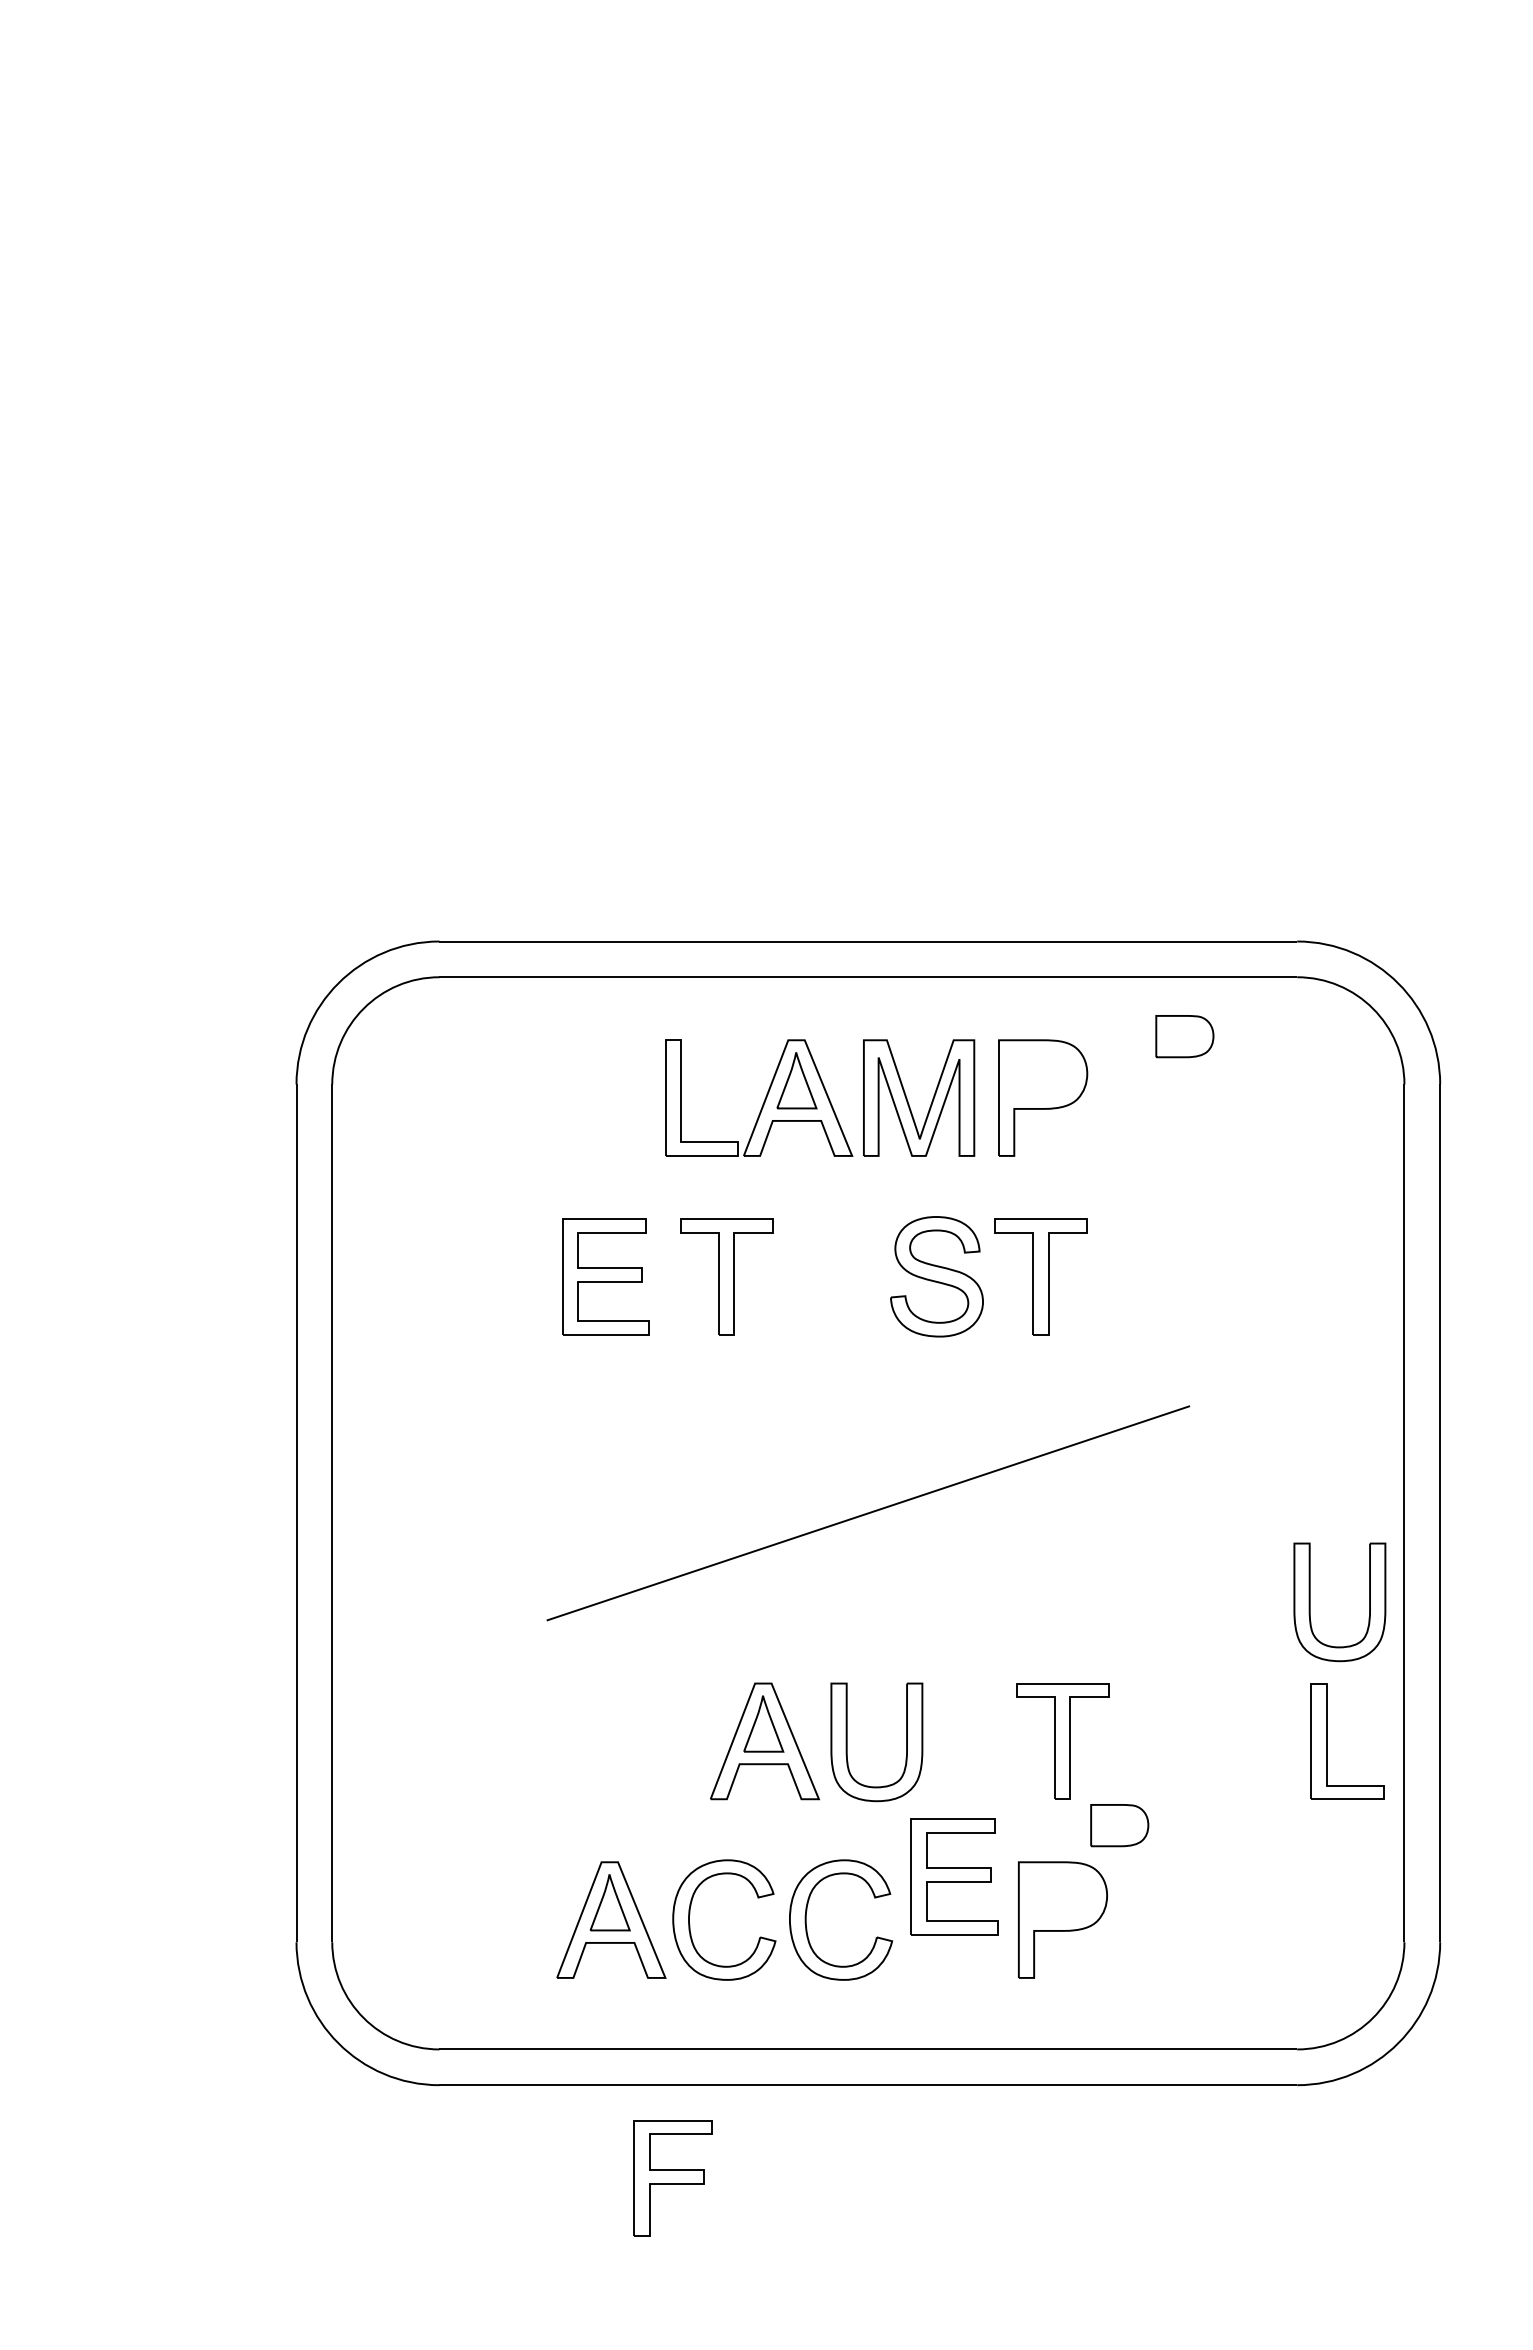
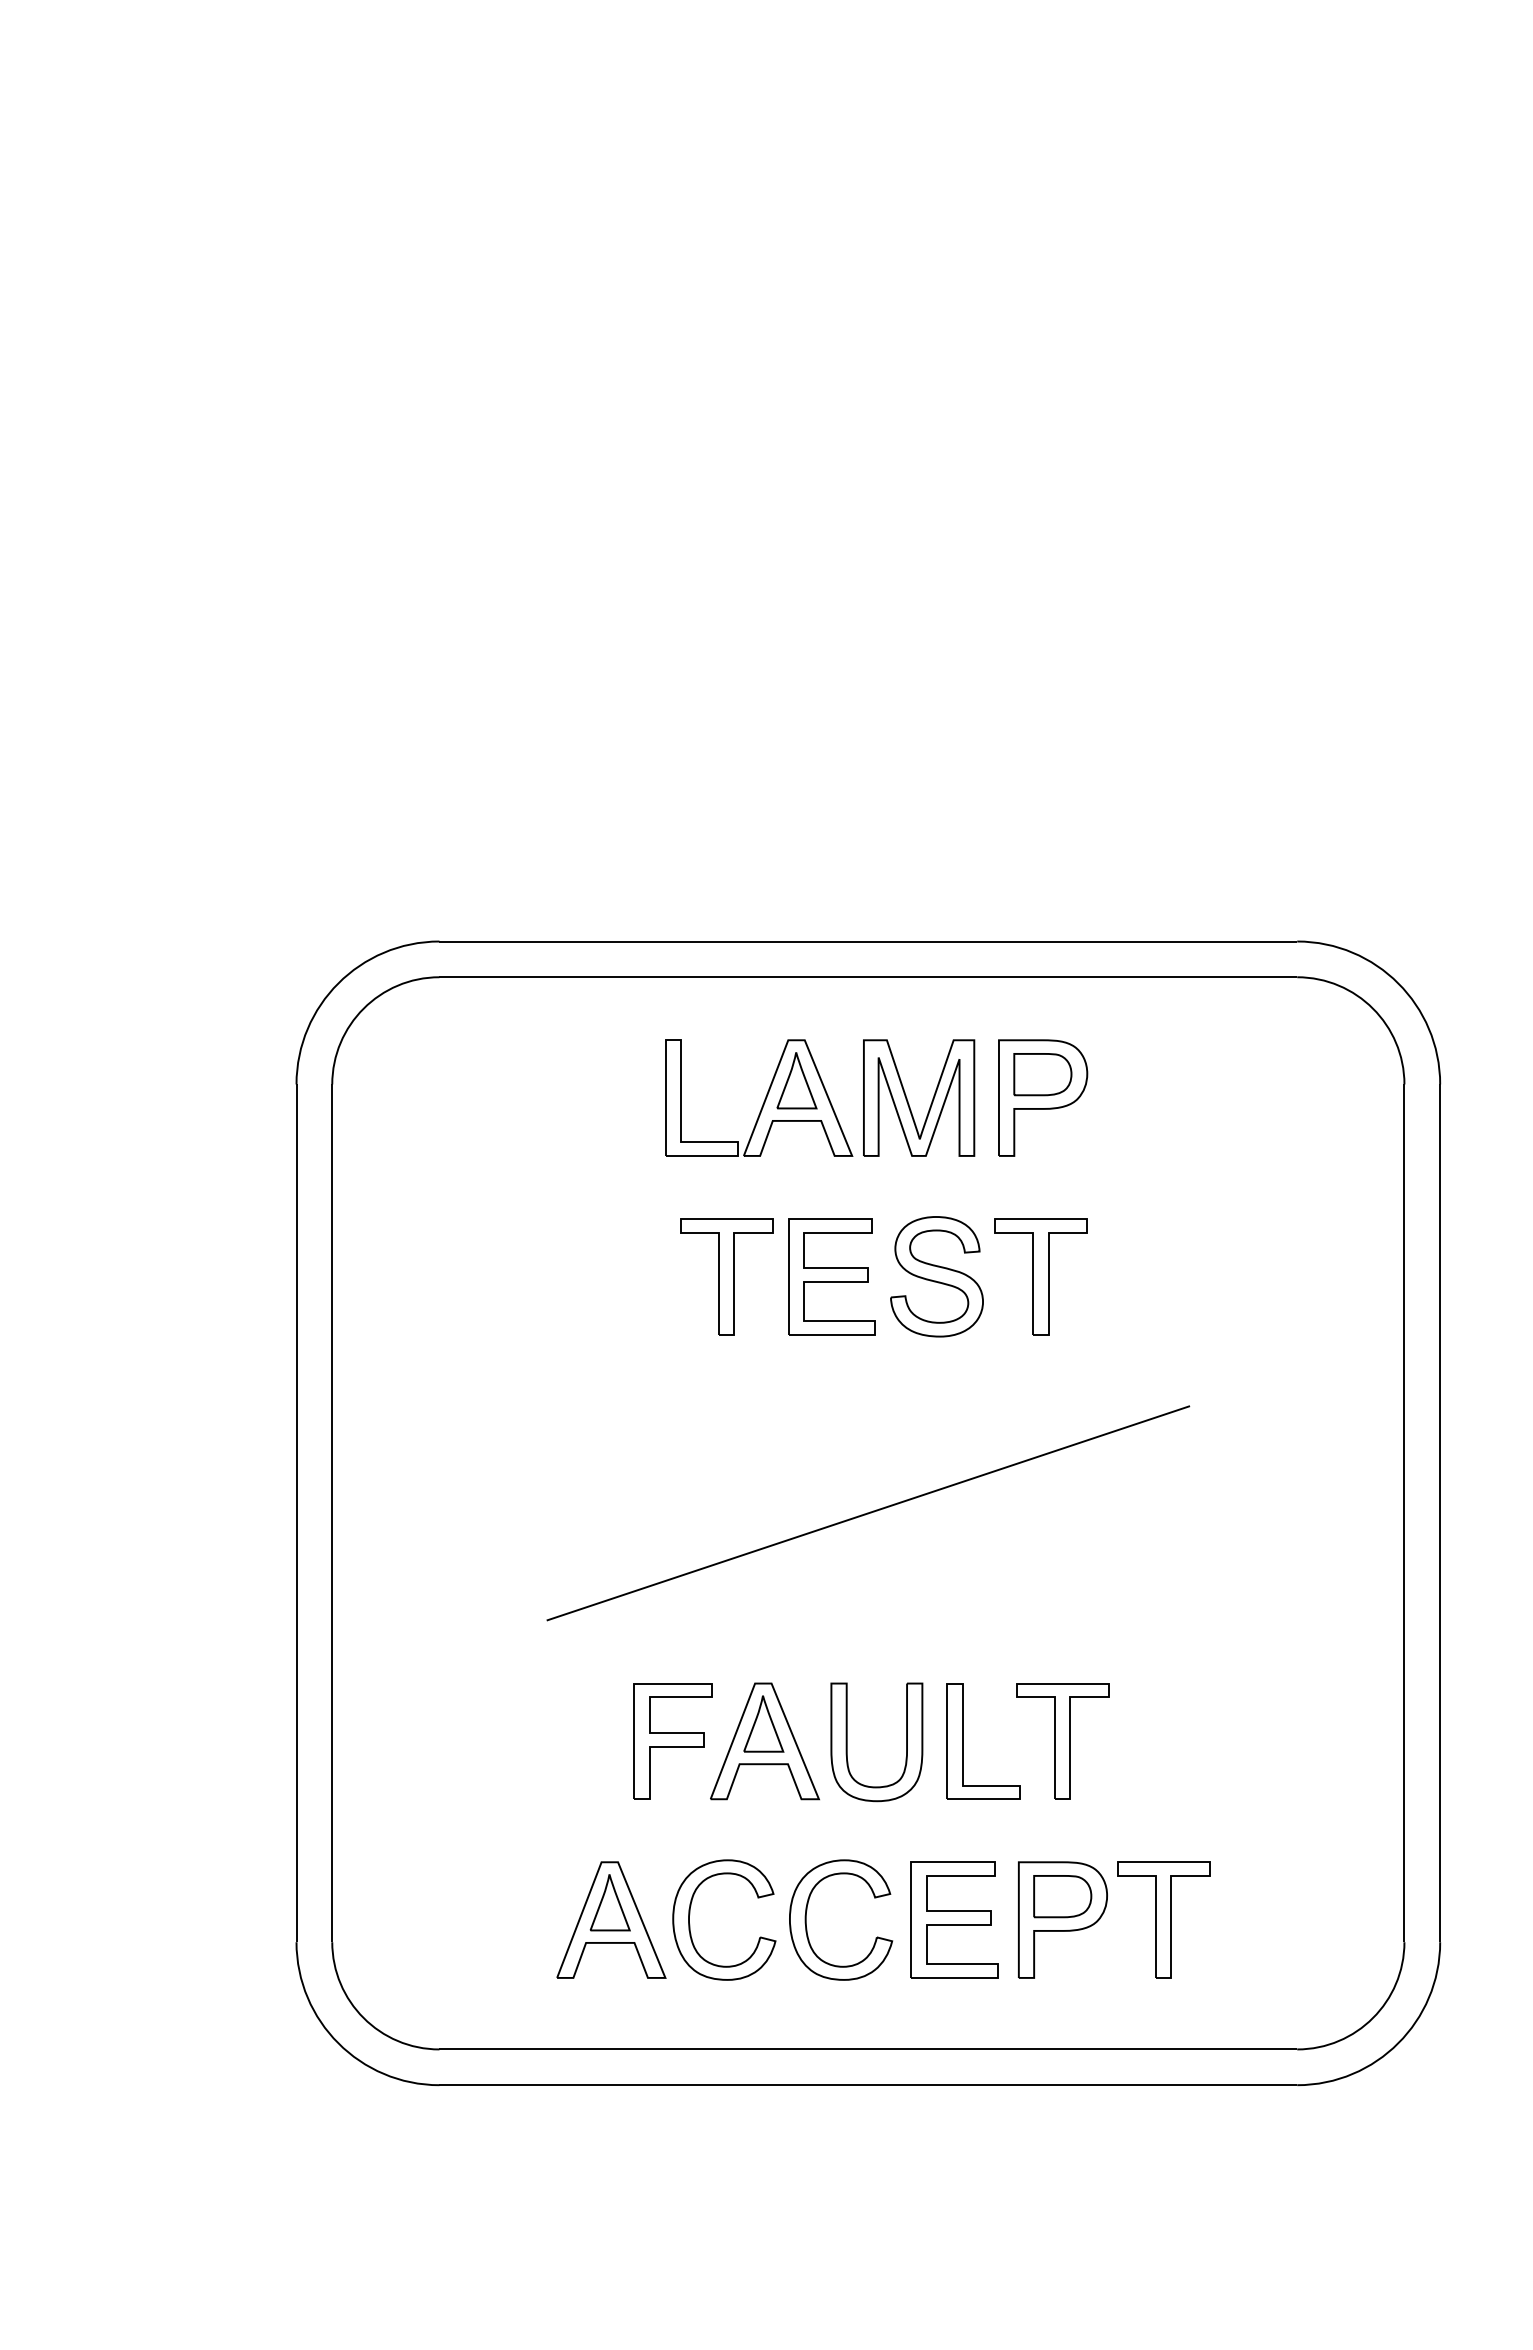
part position: (1184, 1036) -> (1042, 1074) (1042, 1074)
part position: (605, 1276) -> (831, 1276) (831, 1276)
part: present -> none (1310, 1602)
part position: (1327, 1741) -> (963, 1741) (963, 1741)
part position: (1119, 1825) -> (1062, 1896) (1062, 1896)
part position: (954, 1876) -> (954, 1919) (954, 1919)
part: none -> present (1163, 1919)
part position: (672, 2178) -> (672, 1741) (672, 1741)
